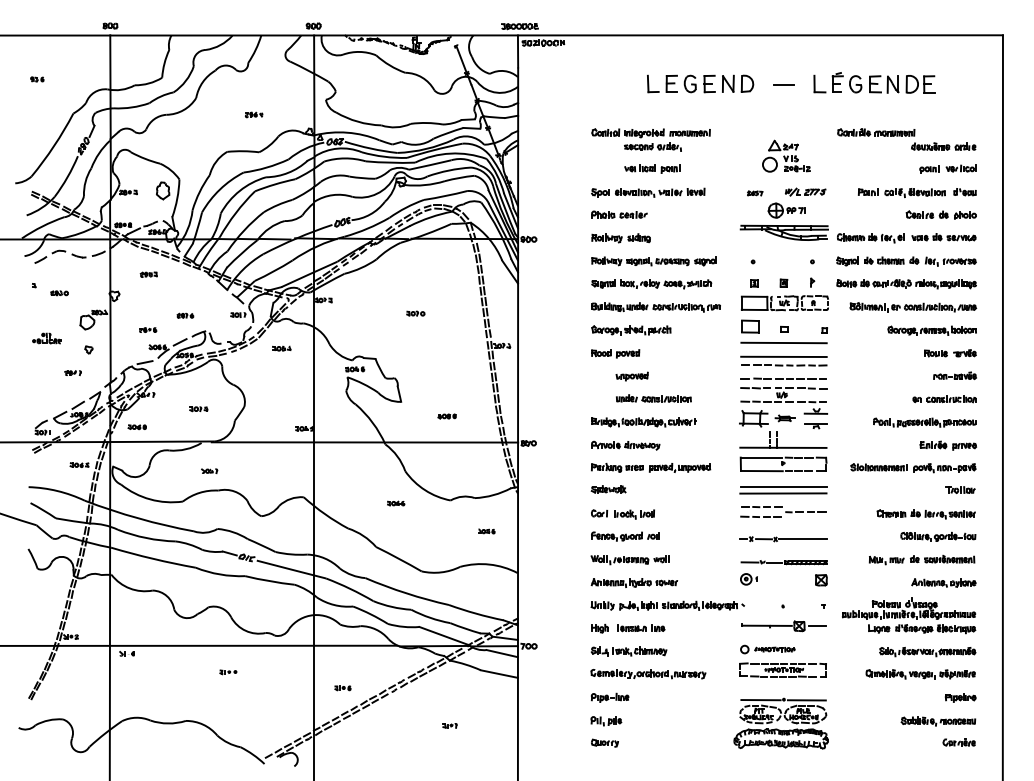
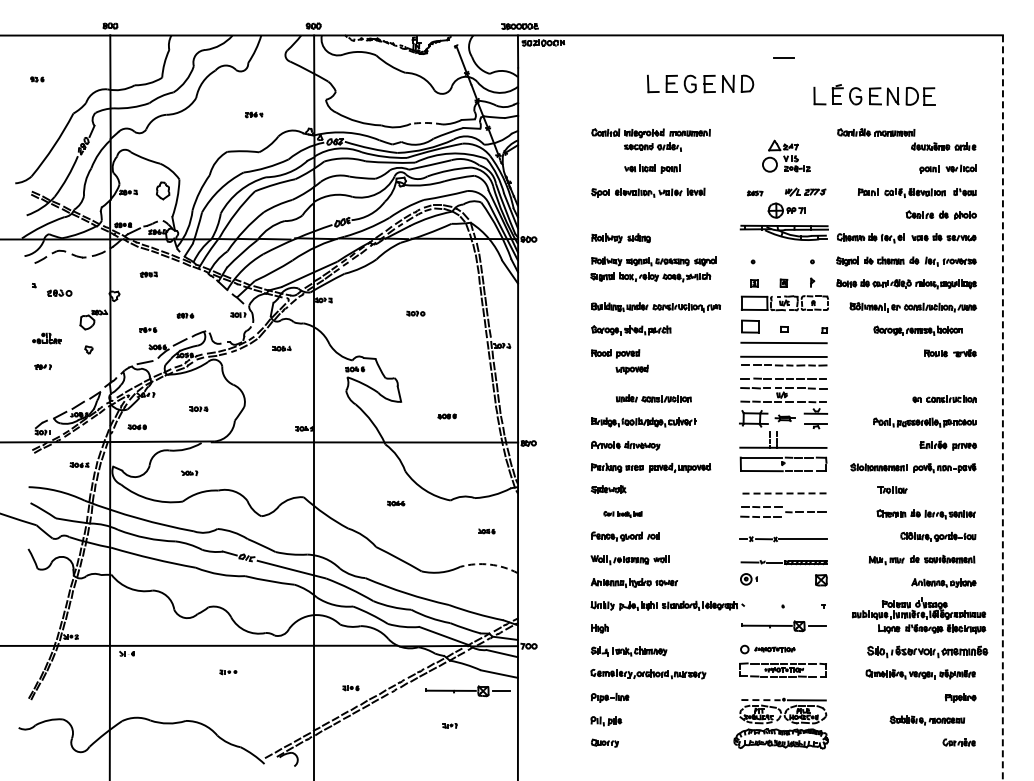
part position: (874, 82) -> (874, 94) (874, 94)
line position: (783, 84) -> (783, 57) (783, 57)
arc: solid -> dashed (426, 123)
part: present -> none (619, 214)
part position: (651, 284) -> (650, 277) (650, 277)
part size: 19x7 px -> 27x8 px (59, 292)
part position: (931, 330) -> (917, 330) (917, 330)
part position: (72, 373) -> (42, 367) (42, 367)
part: present -> none (954, 375)
part position: (631, 376) -> (631, 369) (631, 369)
line: solid -> dashed (1002, 408)
part position: (209, 470) -> (189, 472) (189, 472)
line: present -> none (783, 486)
part position: (960, 489) -> (892, 489) (892, 489)
line: solid -> dashed (782, 493)
part size: 64x11 px -> 40x7 px (622, 514)
arc: solid -> dashed (489, 564)
part position: (909, 615) -> (919, 615) (919, 615)
part: present -> none (641, 628)
part size: 98x11 px -> 122x14 px (927, 651)
part position: (342, 688) -> (350, 688) (350, 688)
part: none -> present (467, 691)
line: solid -> dashed (761, 700)
part position: (938, 721) -> (927, 720) (927, 720)
